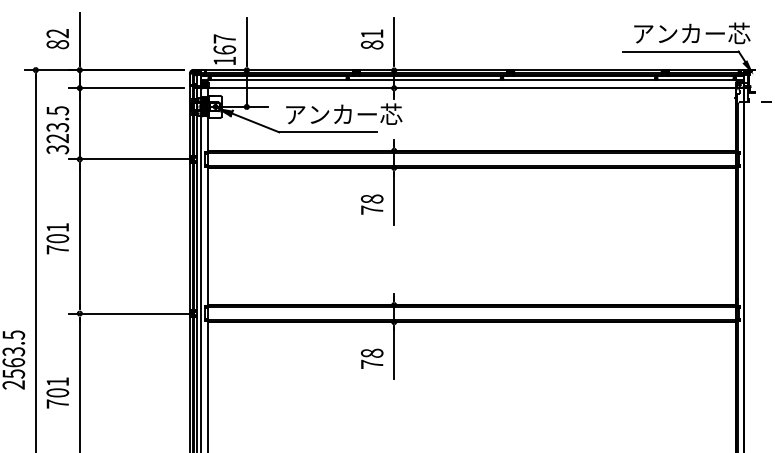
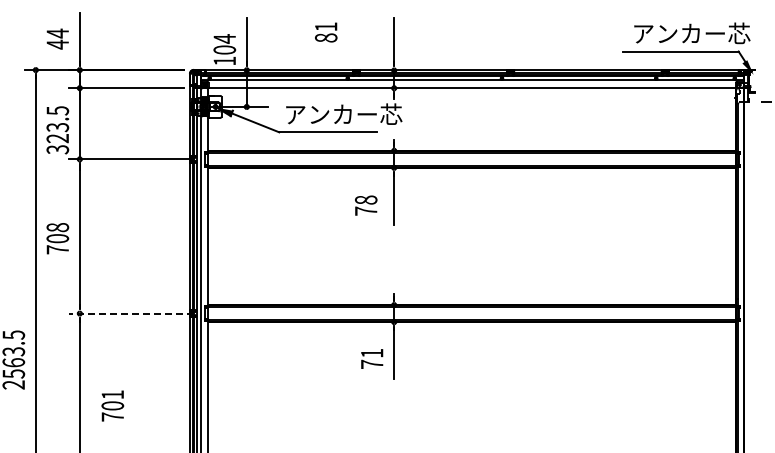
text: 82 -> 44 (57, 38)
text position: (372, 39) -> (326, 32) (326, 32)
text: 167 -> 104 (224, 44)
text position: (372, 204) -> (366, 205) (366, 205)
text: 701 -> 708 (57, 227)
line: solid -> dashed (131, 313)
text: 78 -> 71 (371, 352)
text position: (57, 392) -> (112, 405) (112, 405)
